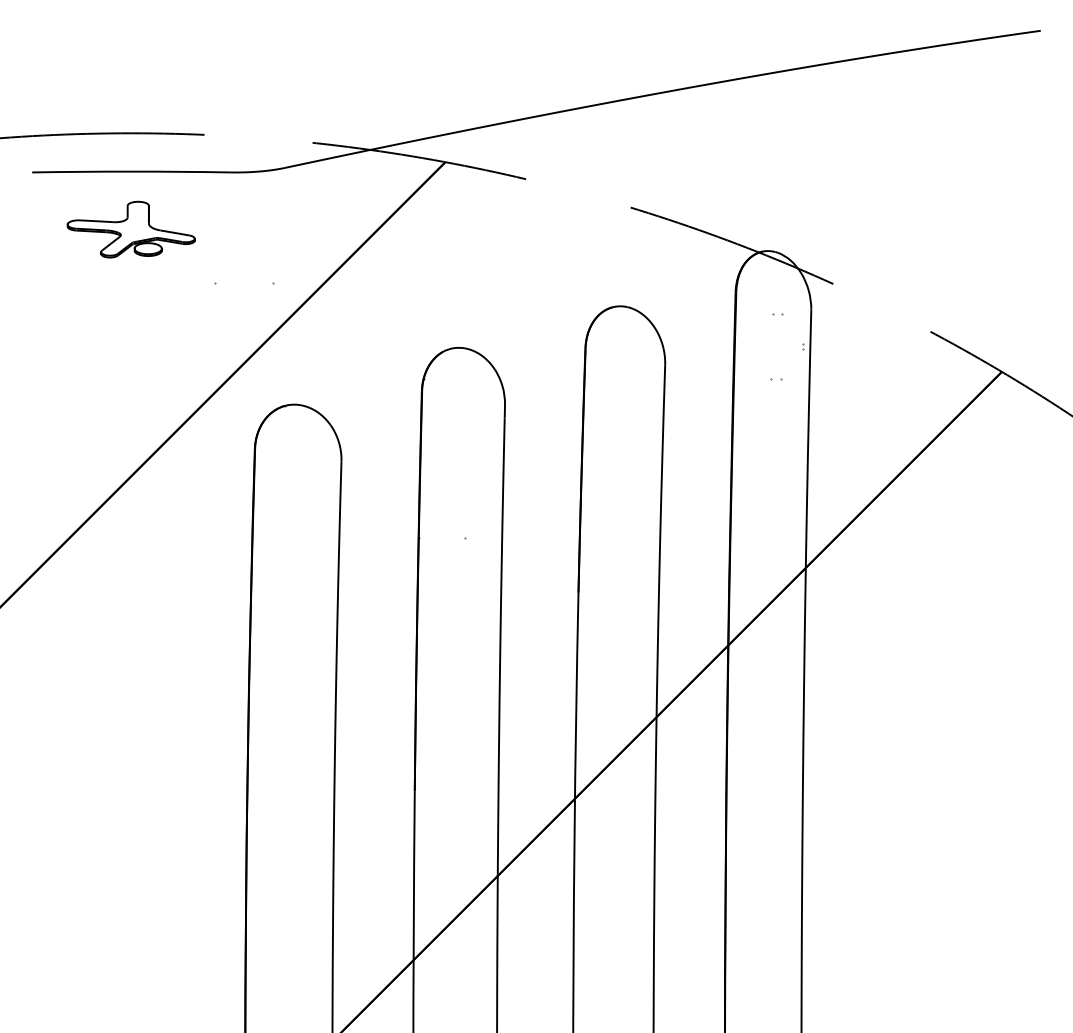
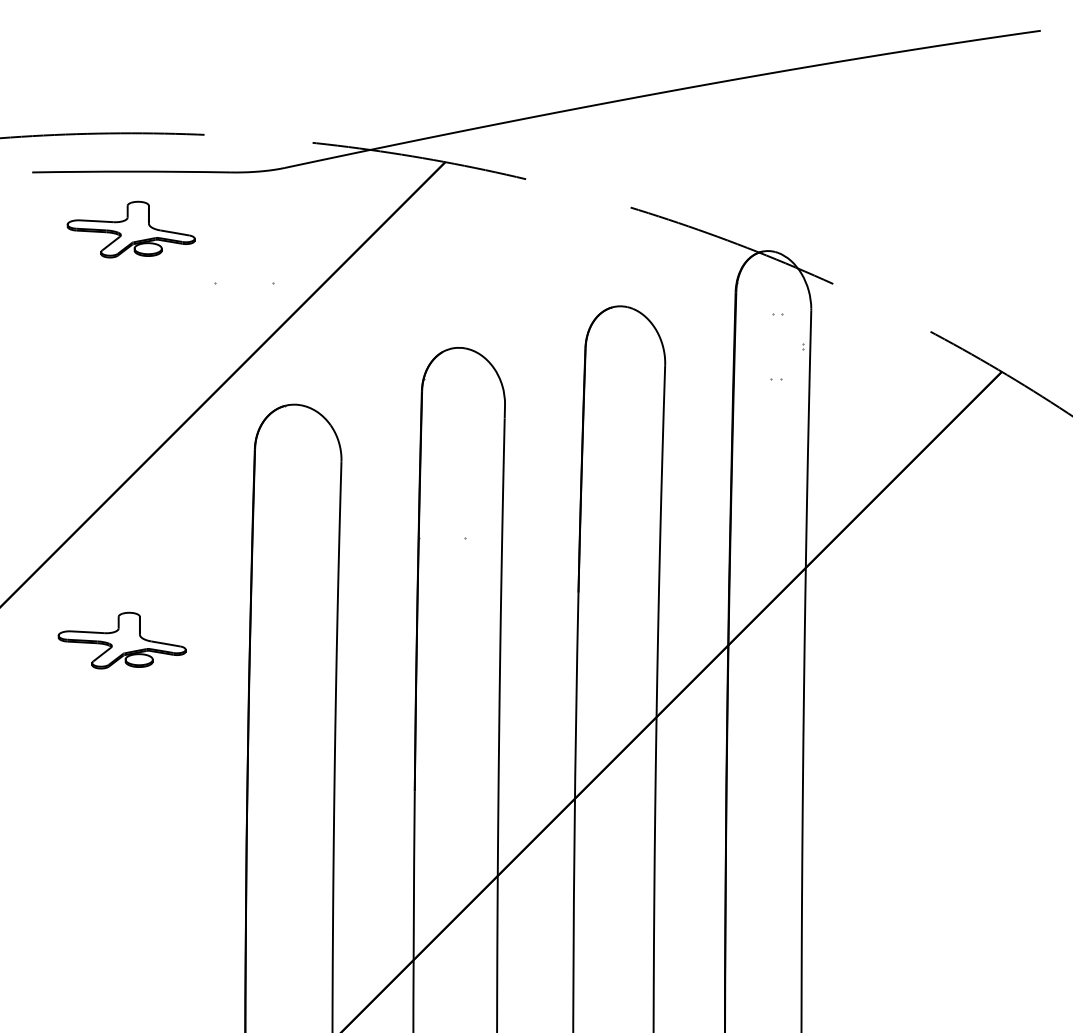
part: none -> present (121, 640)
